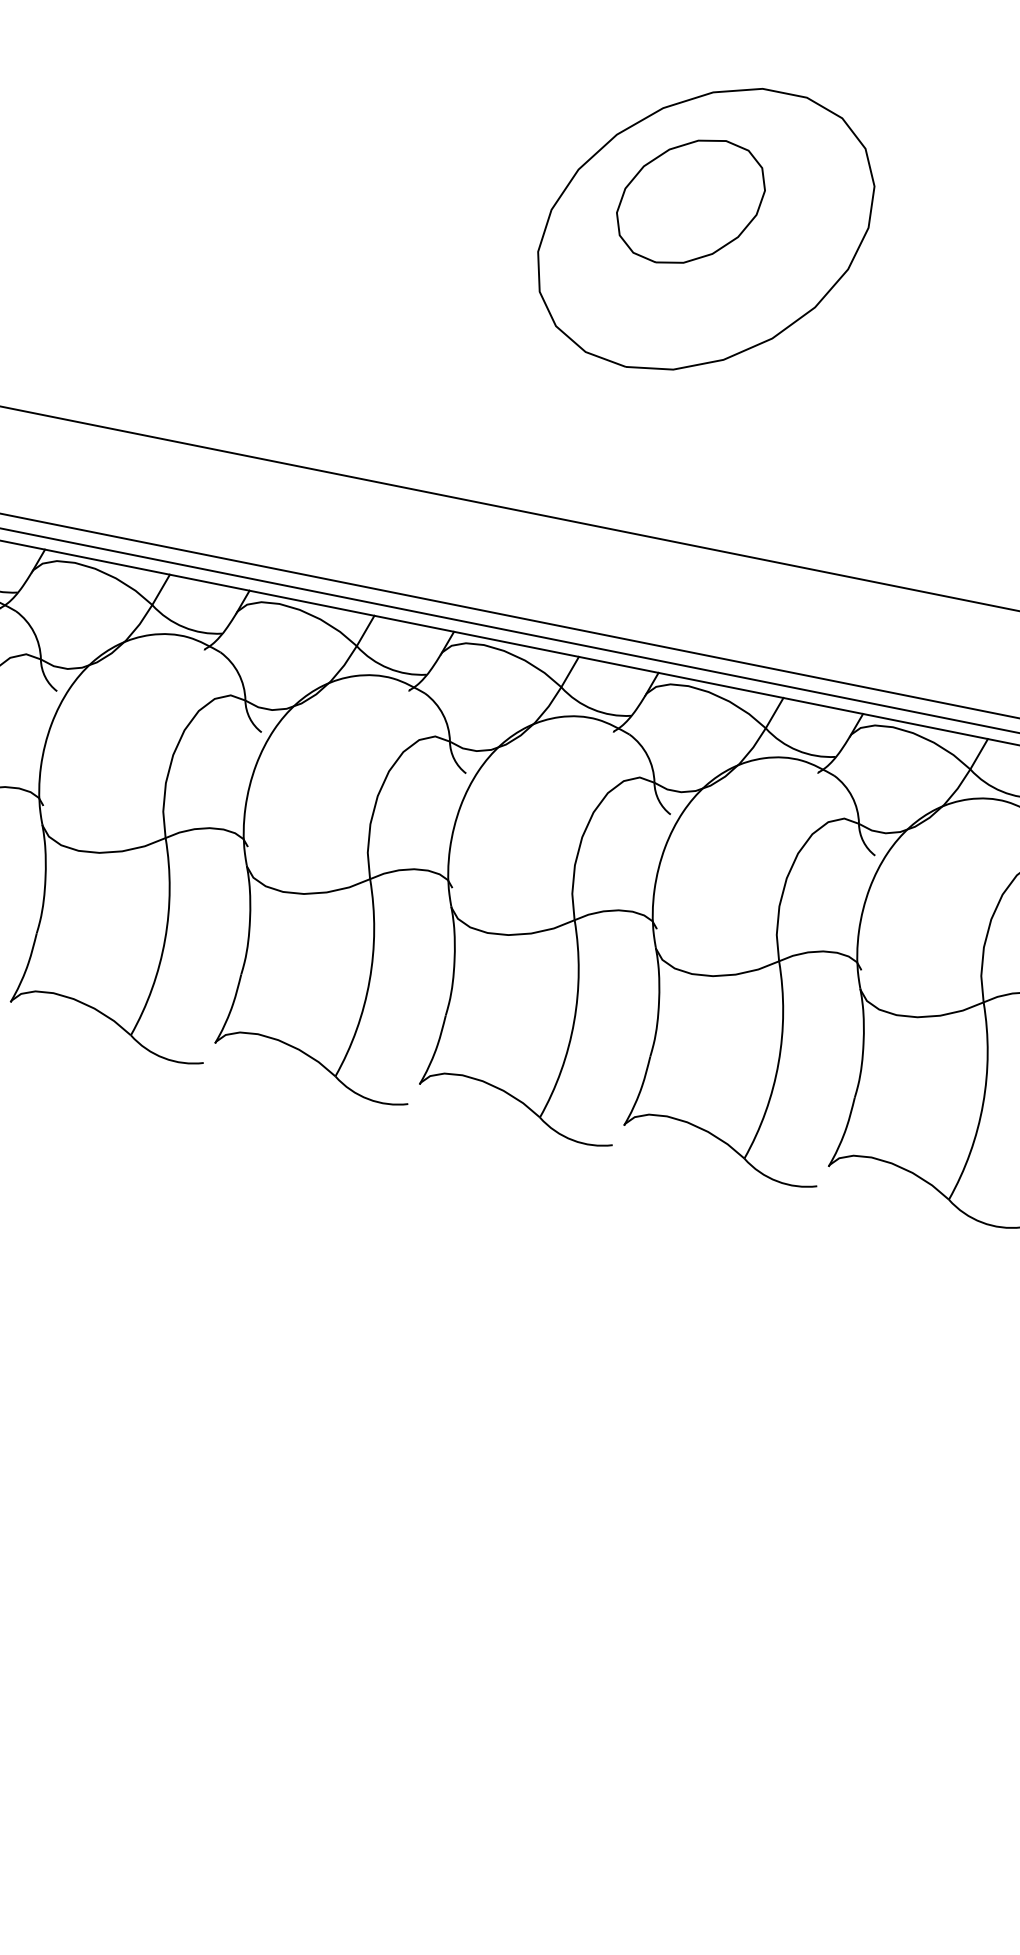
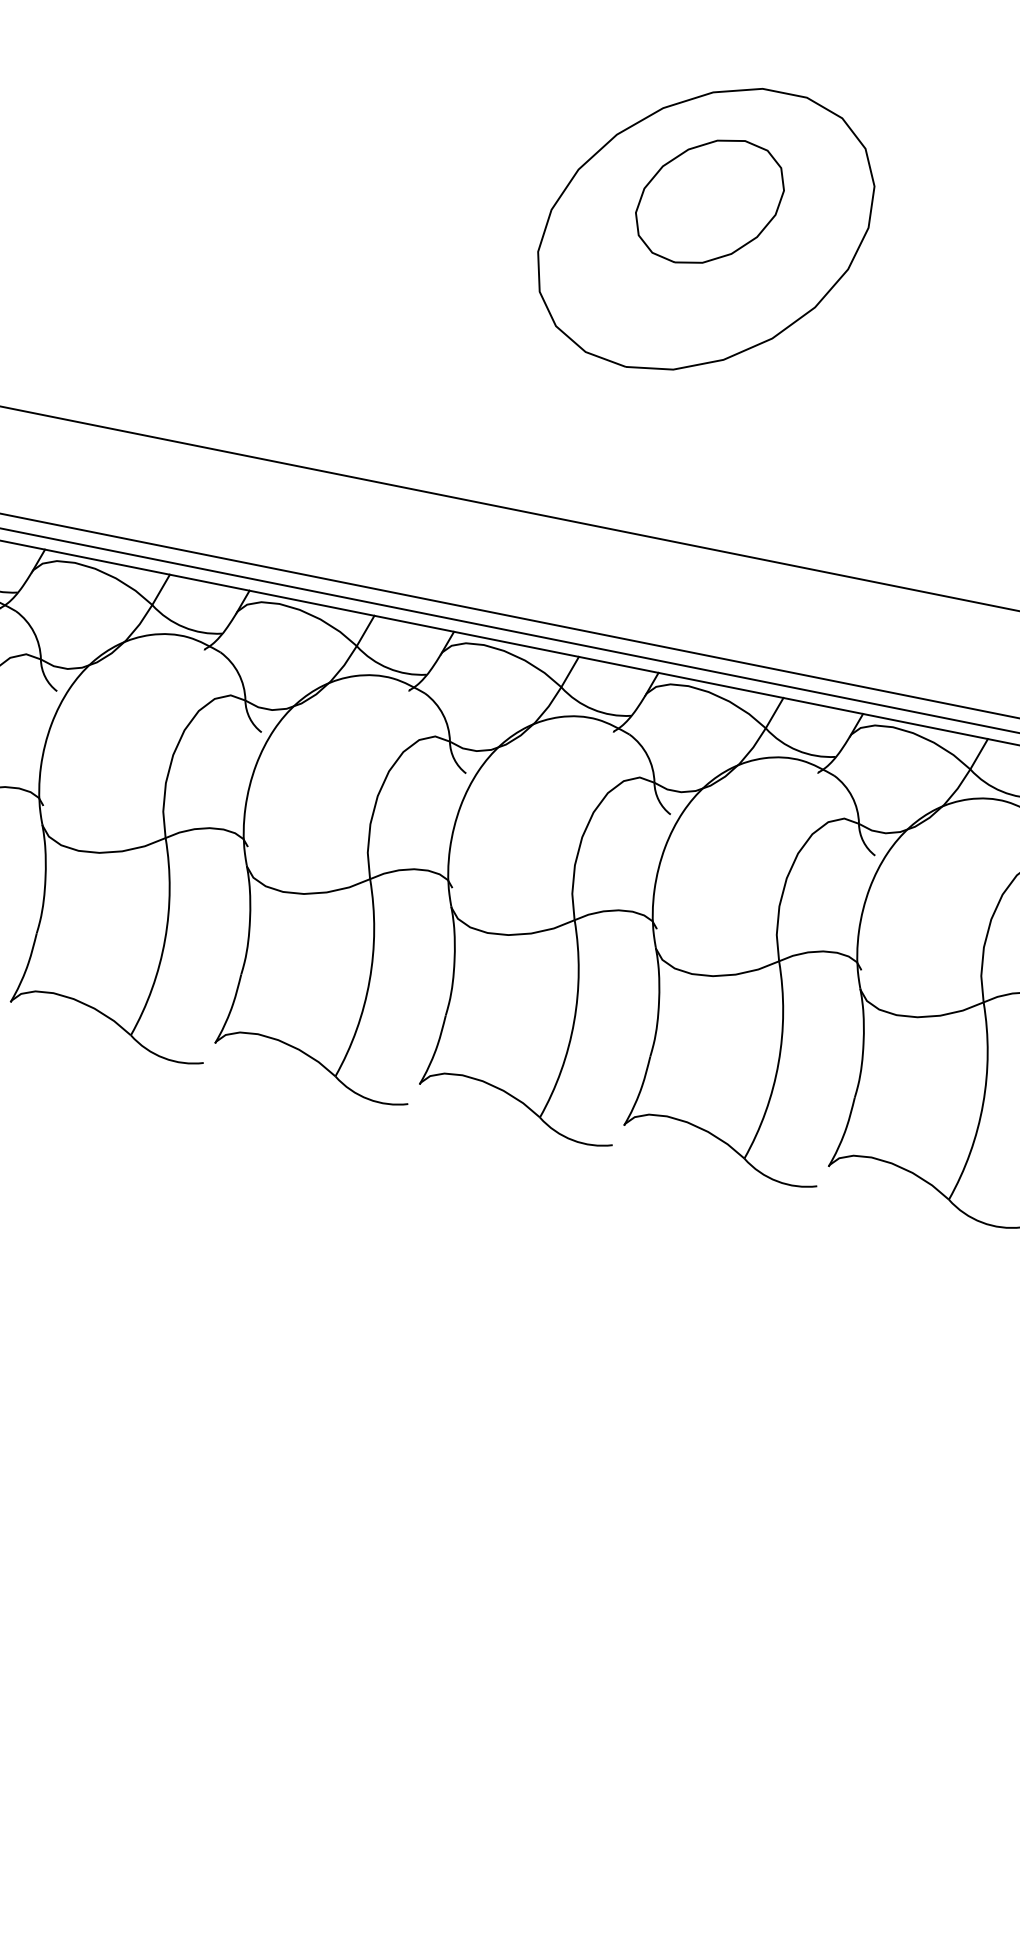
part position: (690, 201) -> (709, 201) (709, 201)
